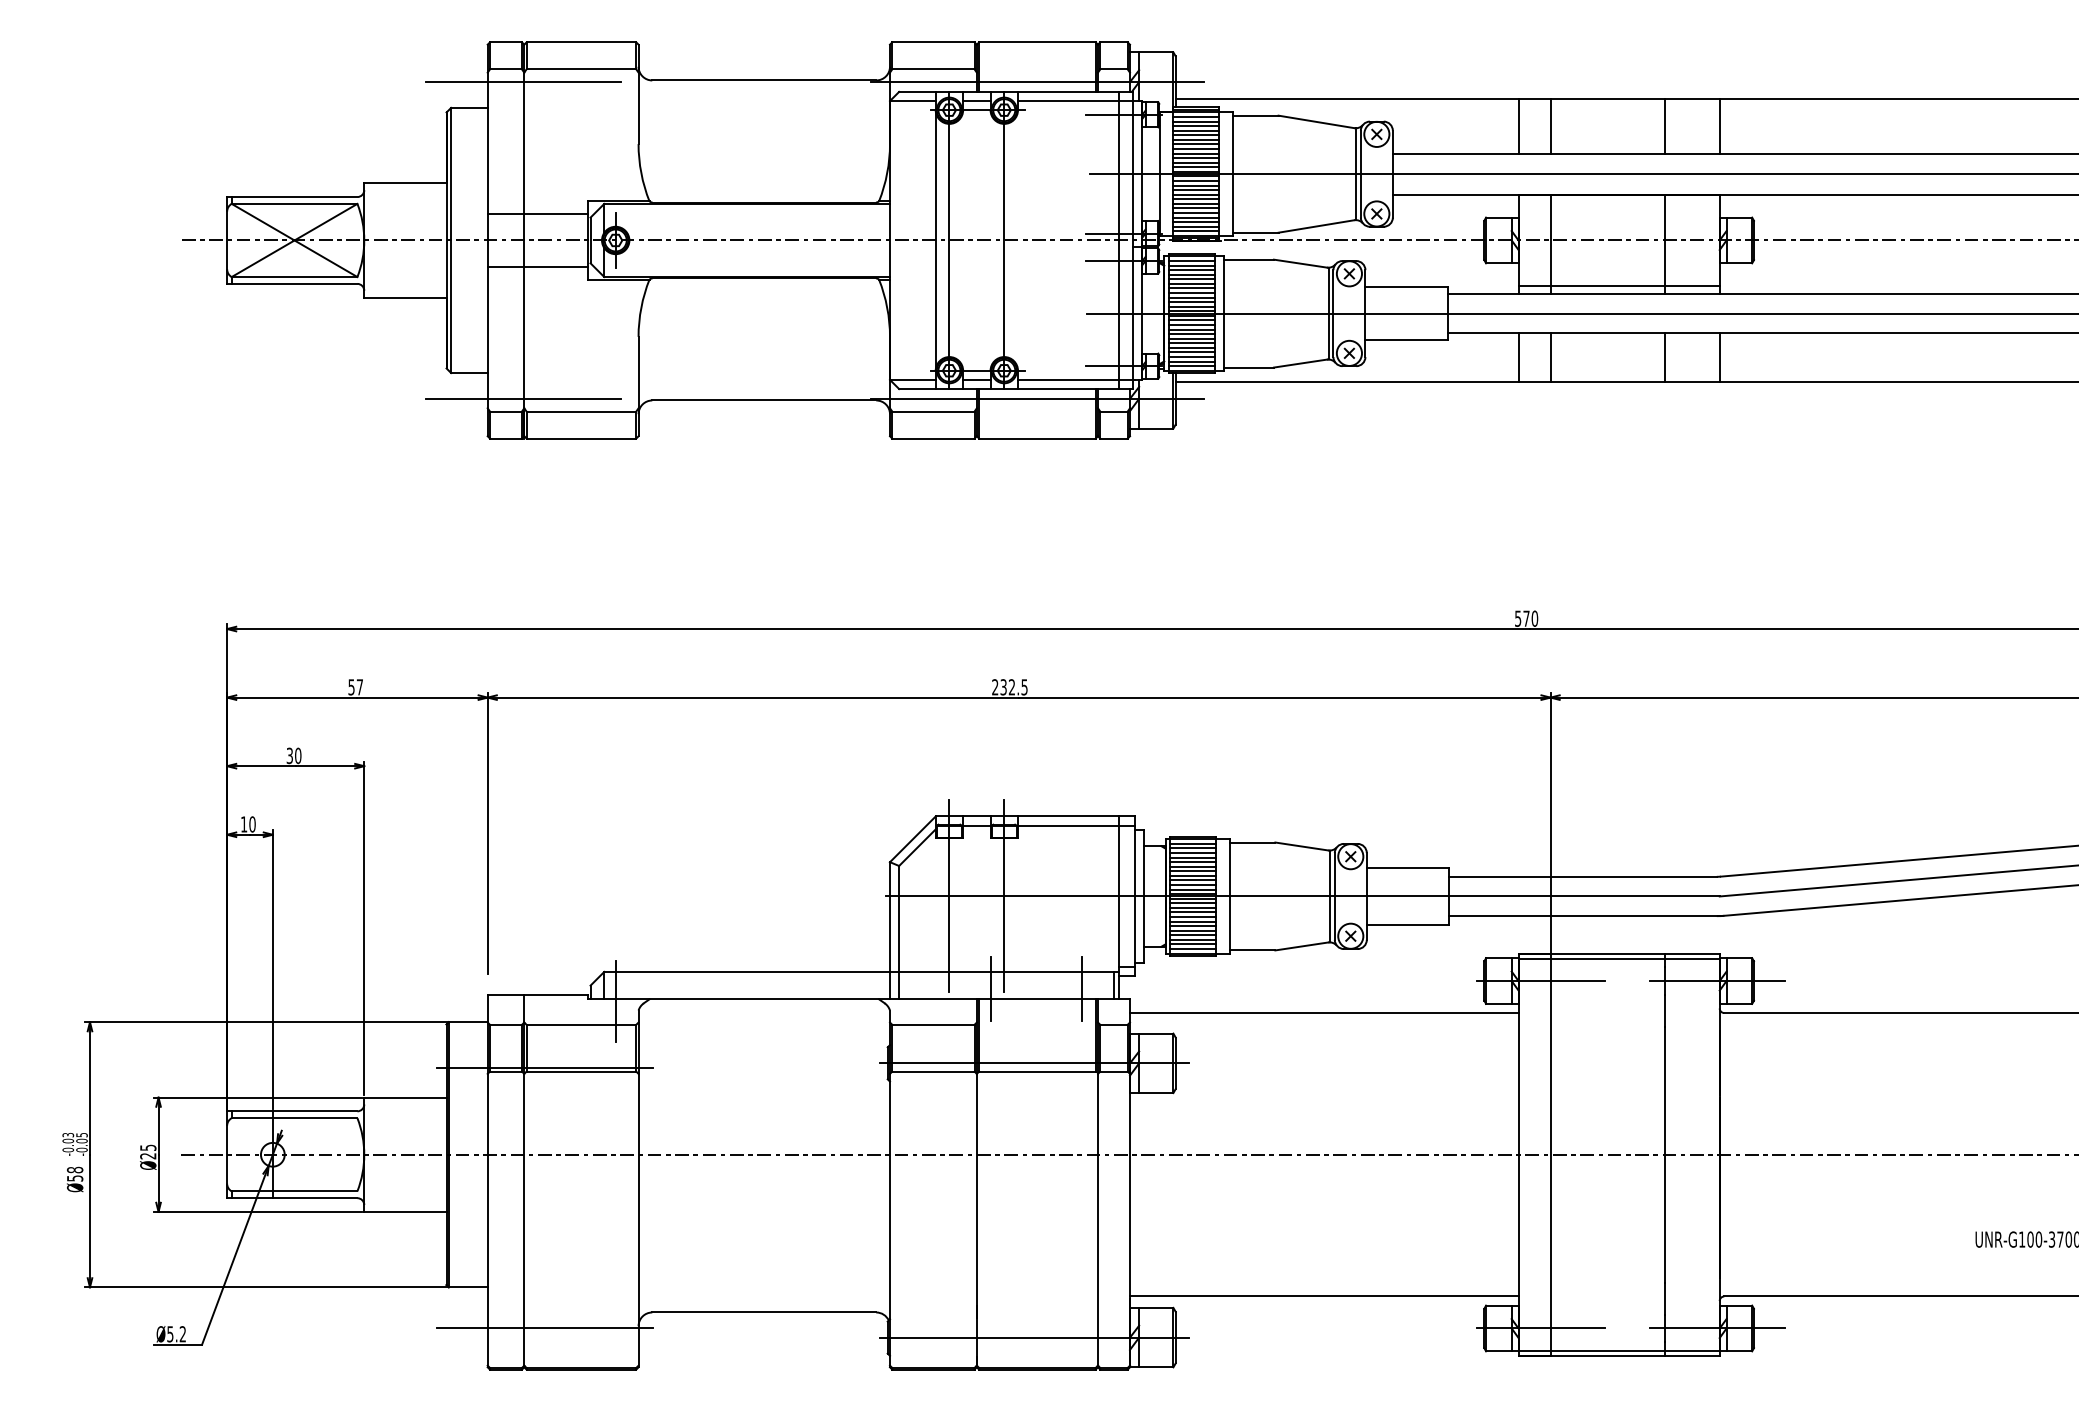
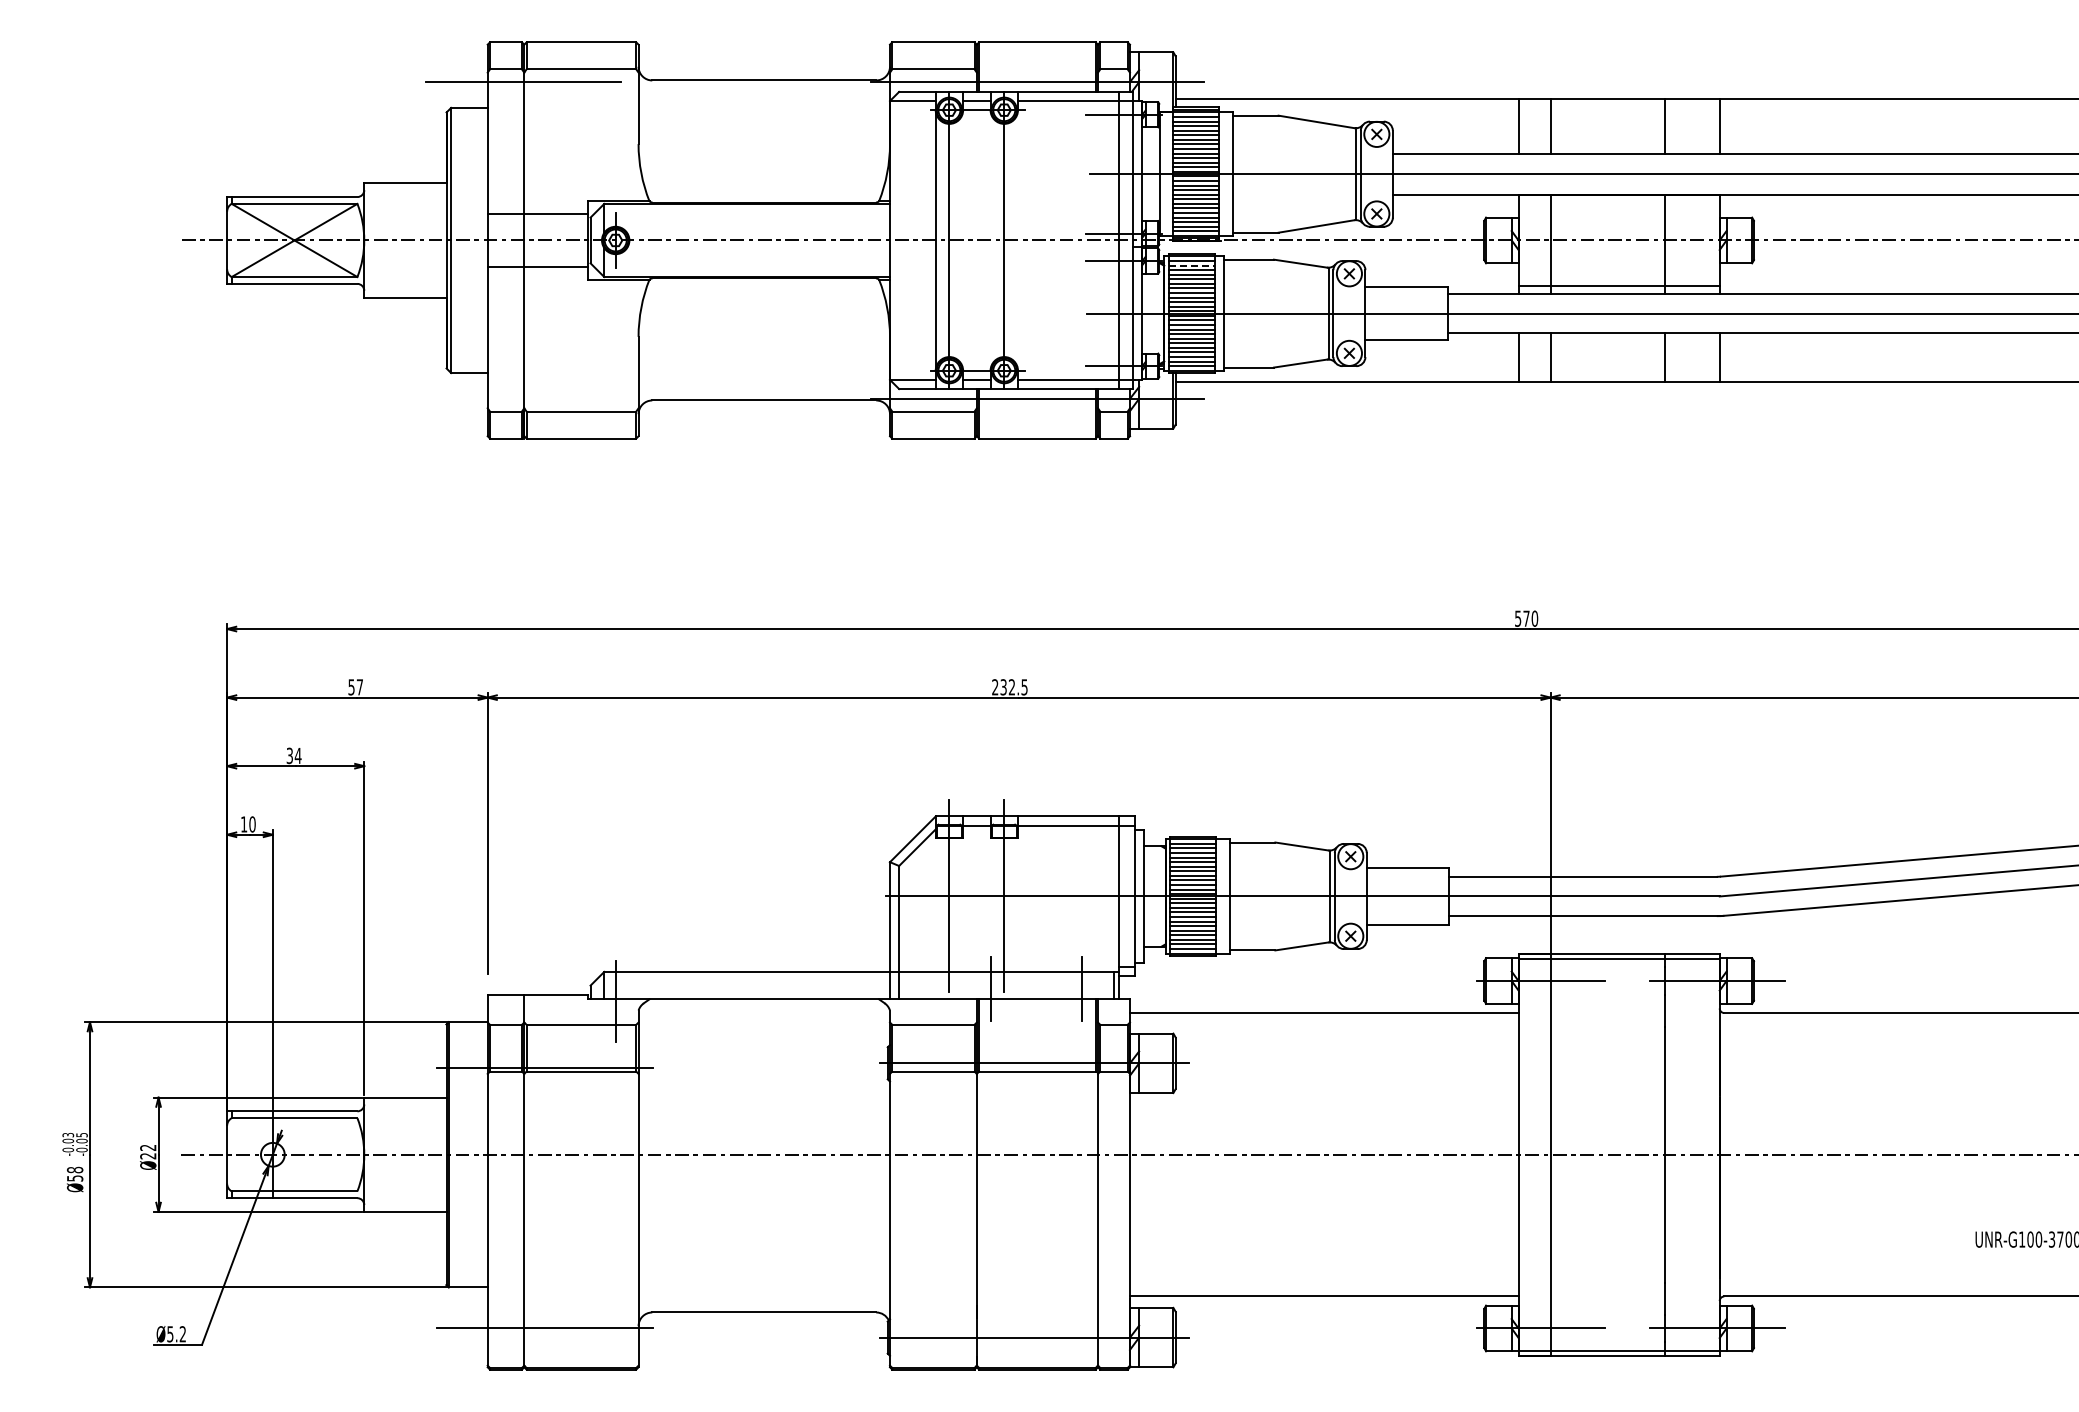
line: solid -> dashed (1191, 265)
line: present -> none (523, 398)
text: 30 -> 34 (297, 755)
text: Ø25 -> Ø22 (148, 1147)
